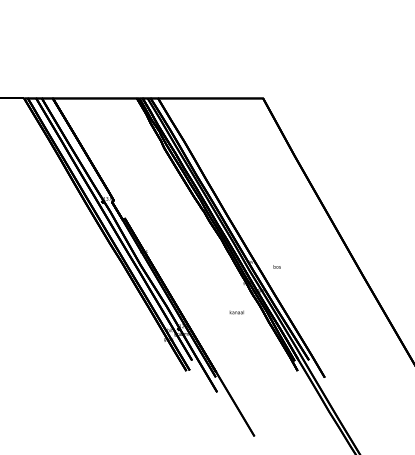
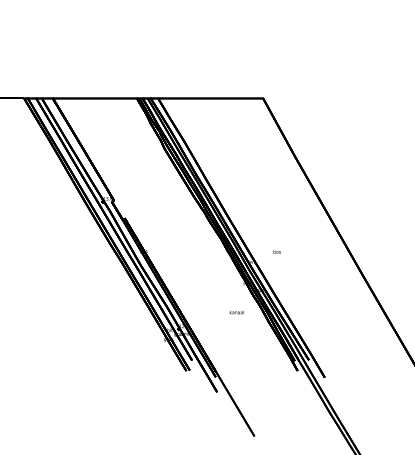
text position: (276, 266) -> (276, 251) (276, 251)
